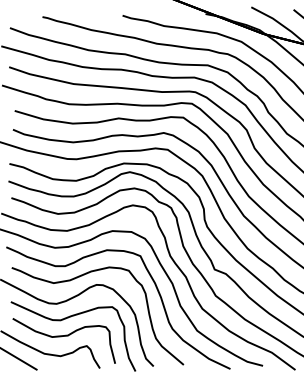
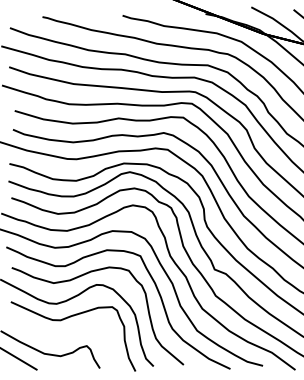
part: present -> none (63, 340)
